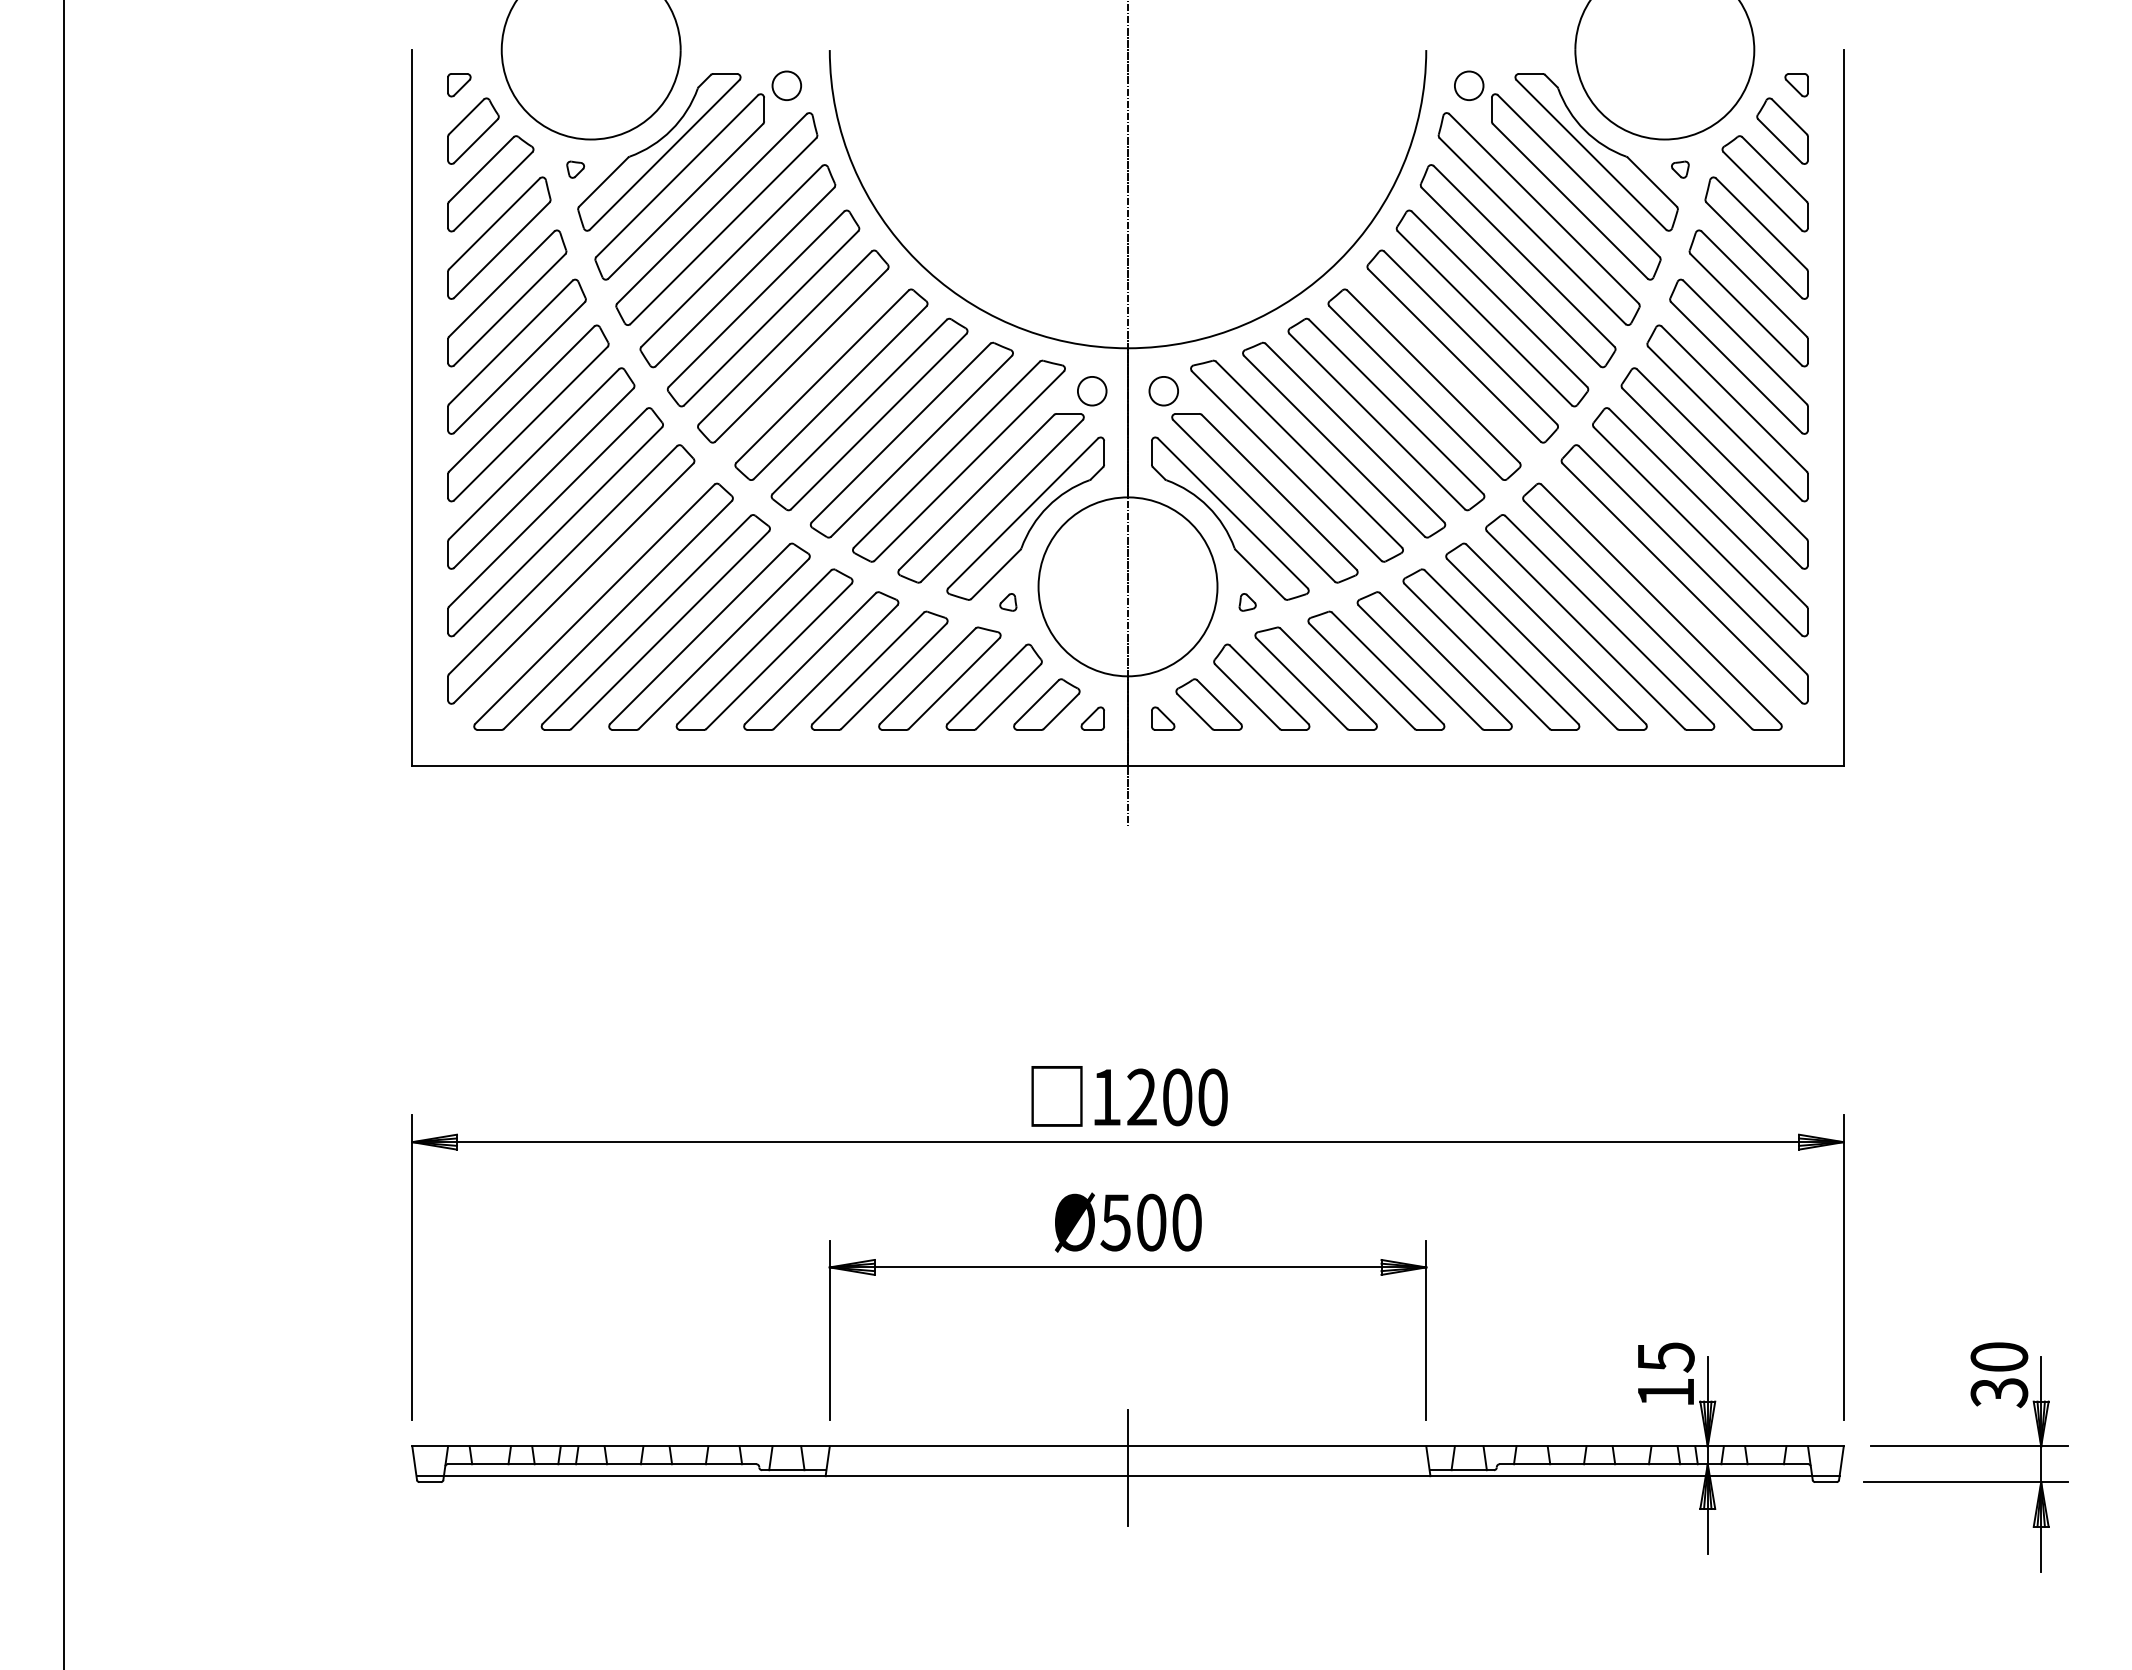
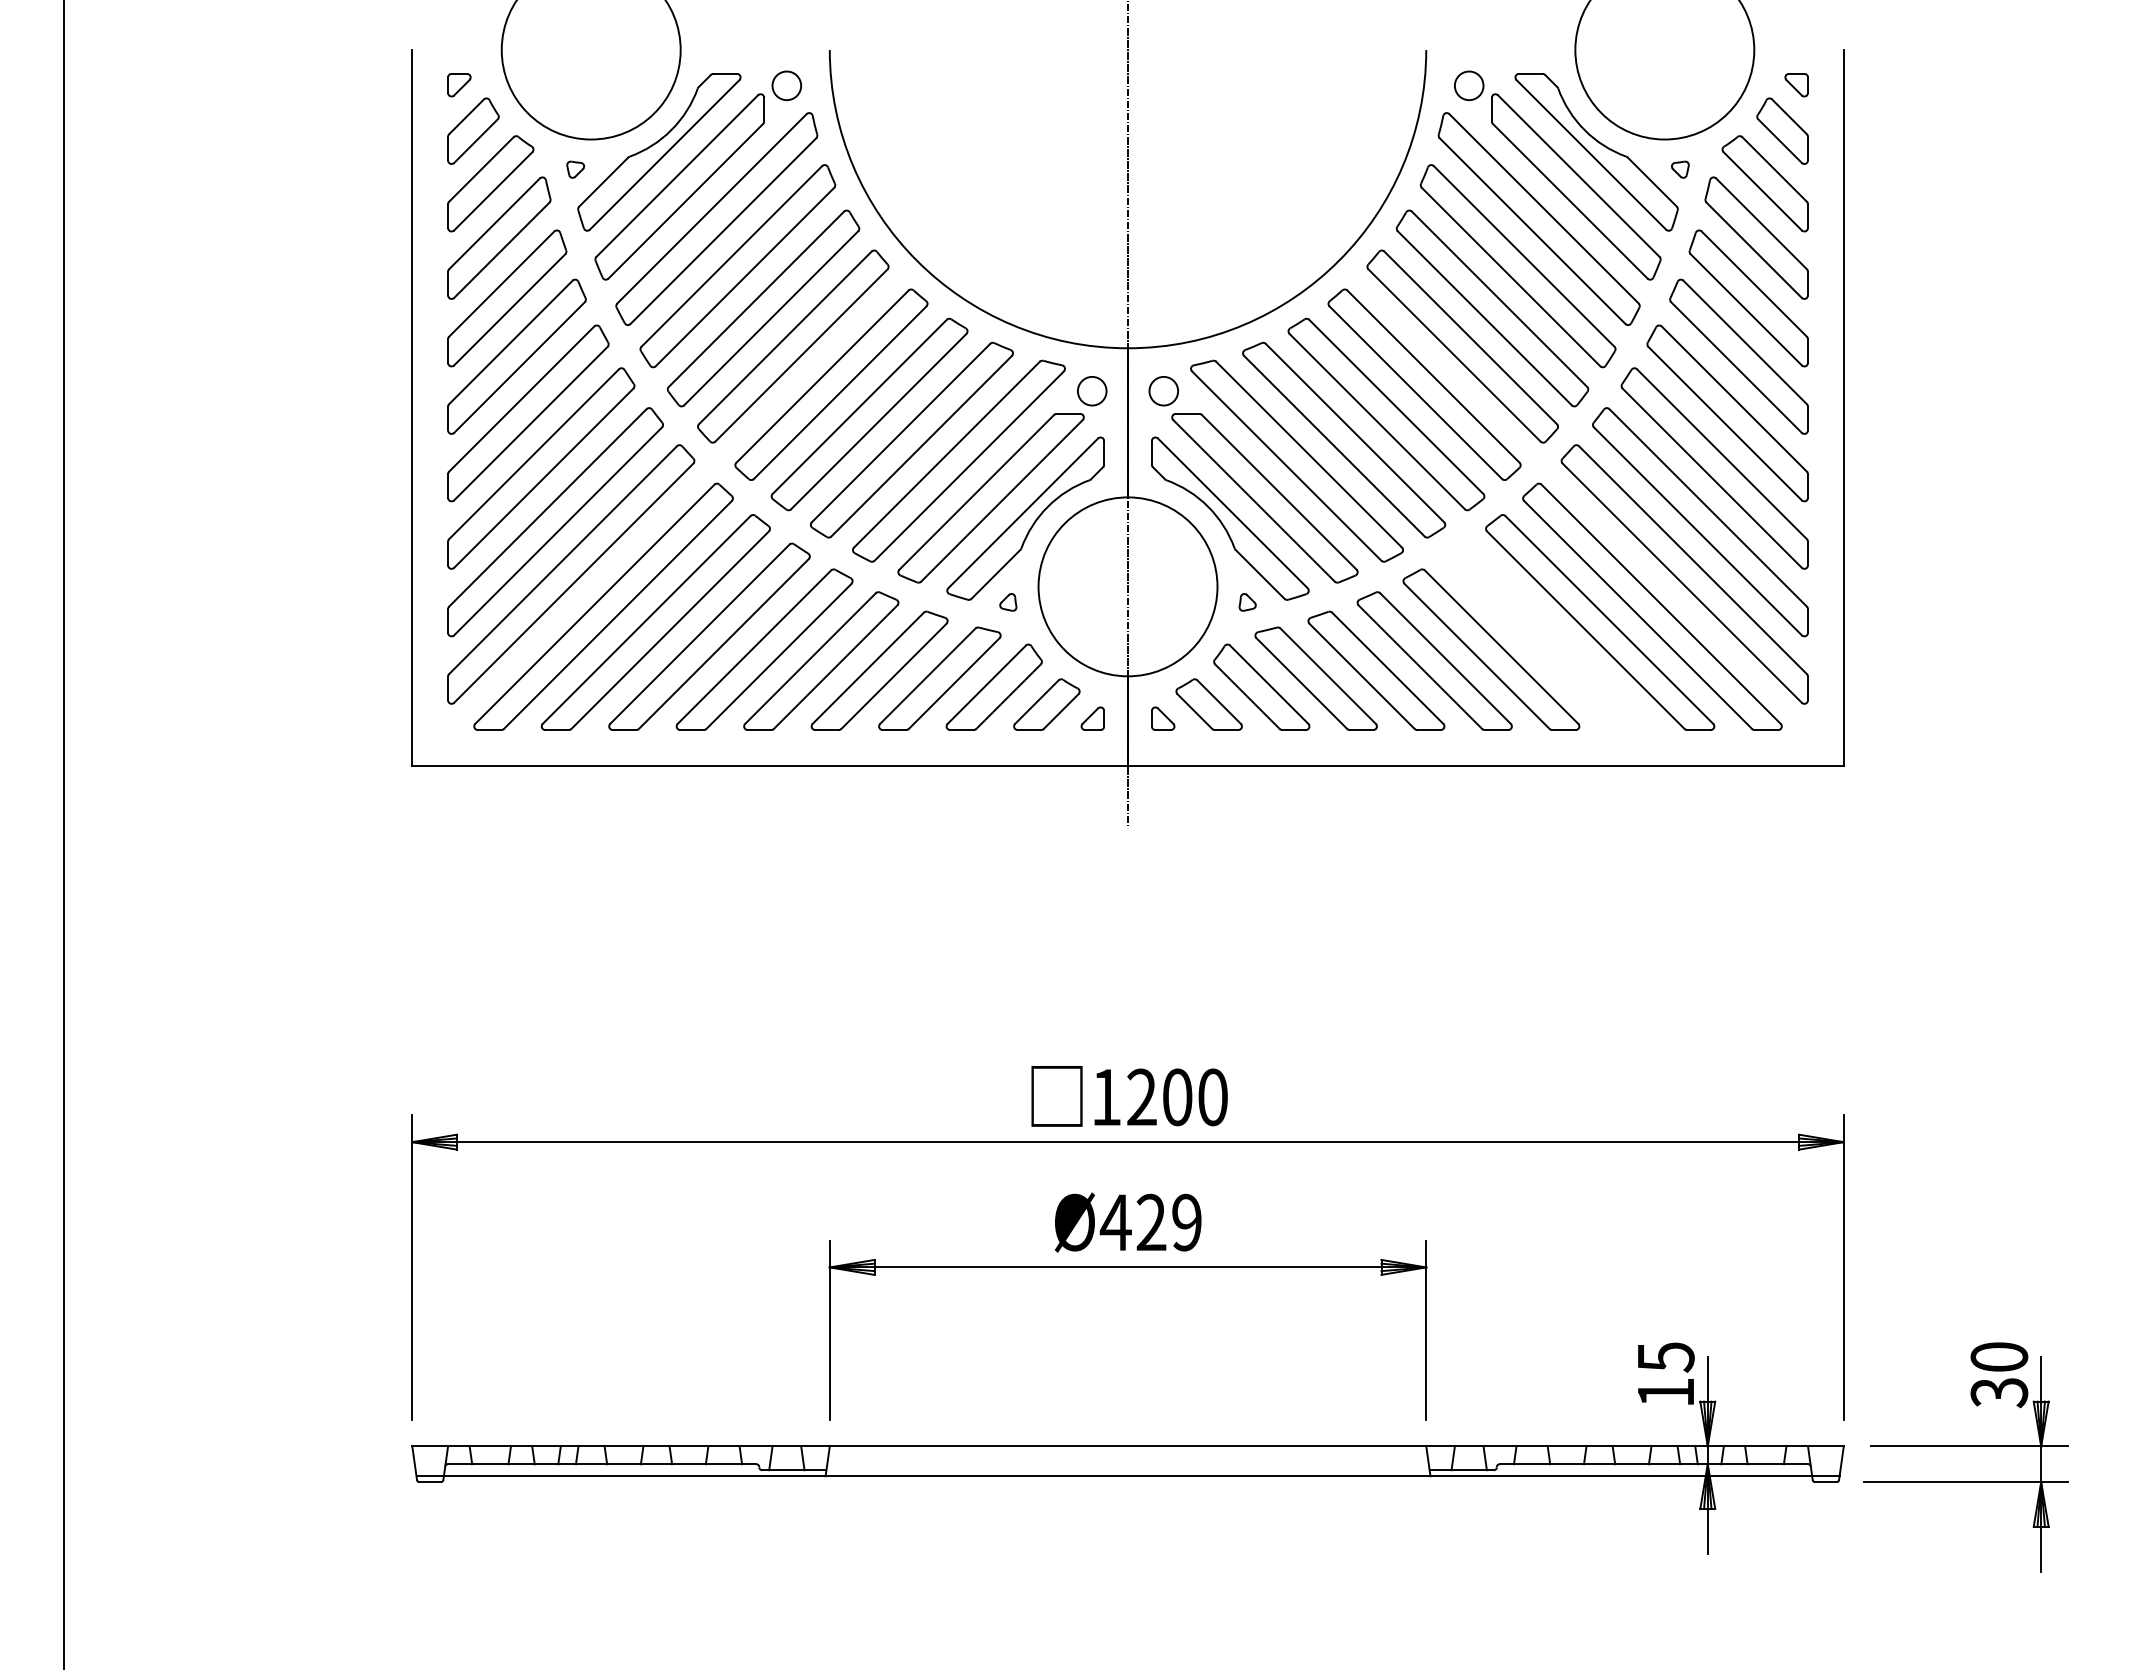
part: present -> none (1546, 636)
text: Ø500 -> Ø429 (1150, 1222)
line: present -> none (1128, 1468)
